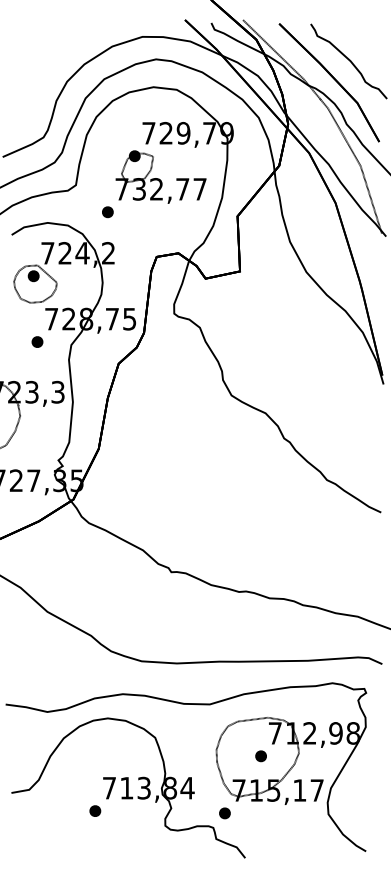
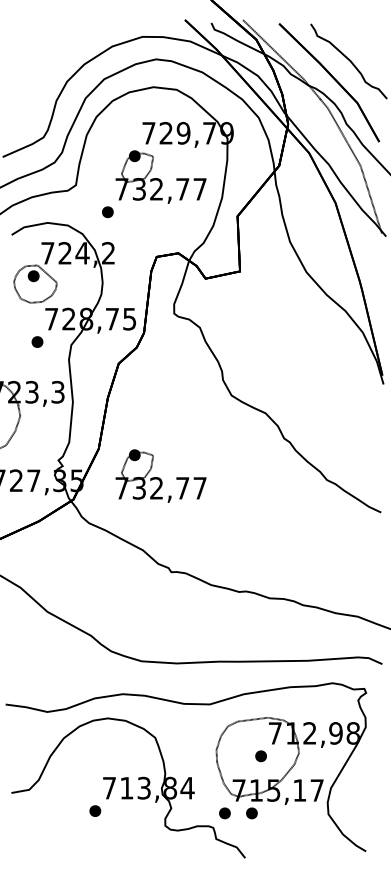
part: none -> present (160, 475)
part: none -> present (251, 813)
